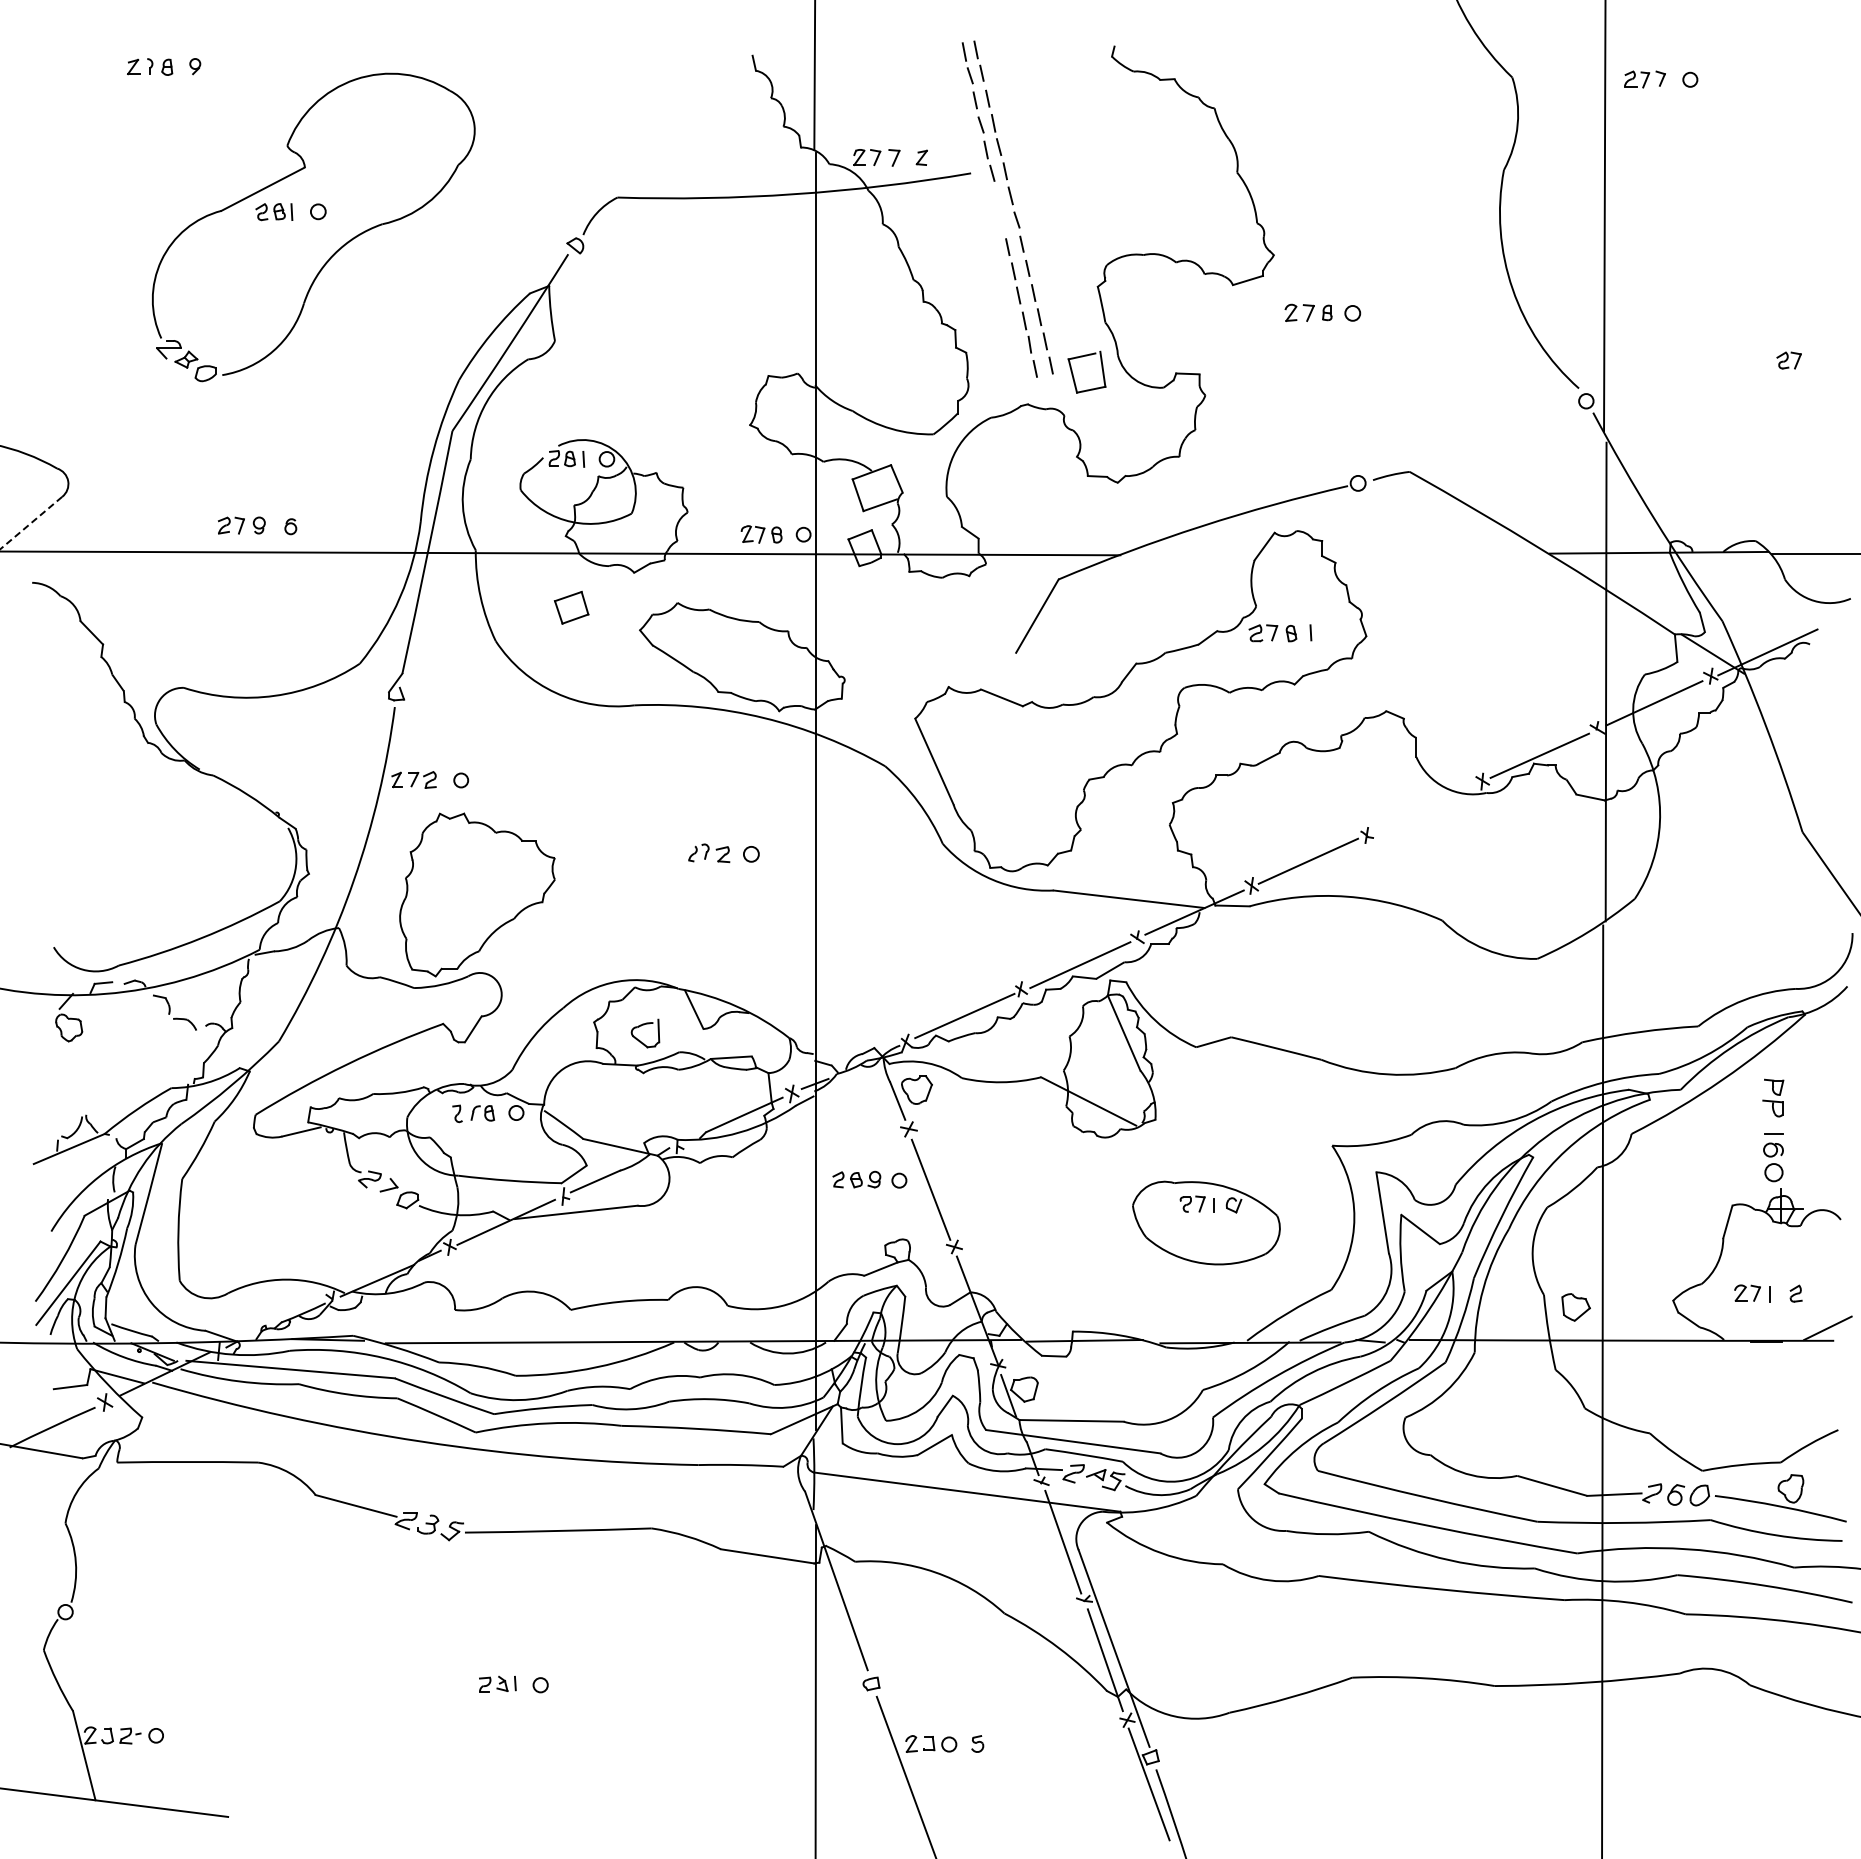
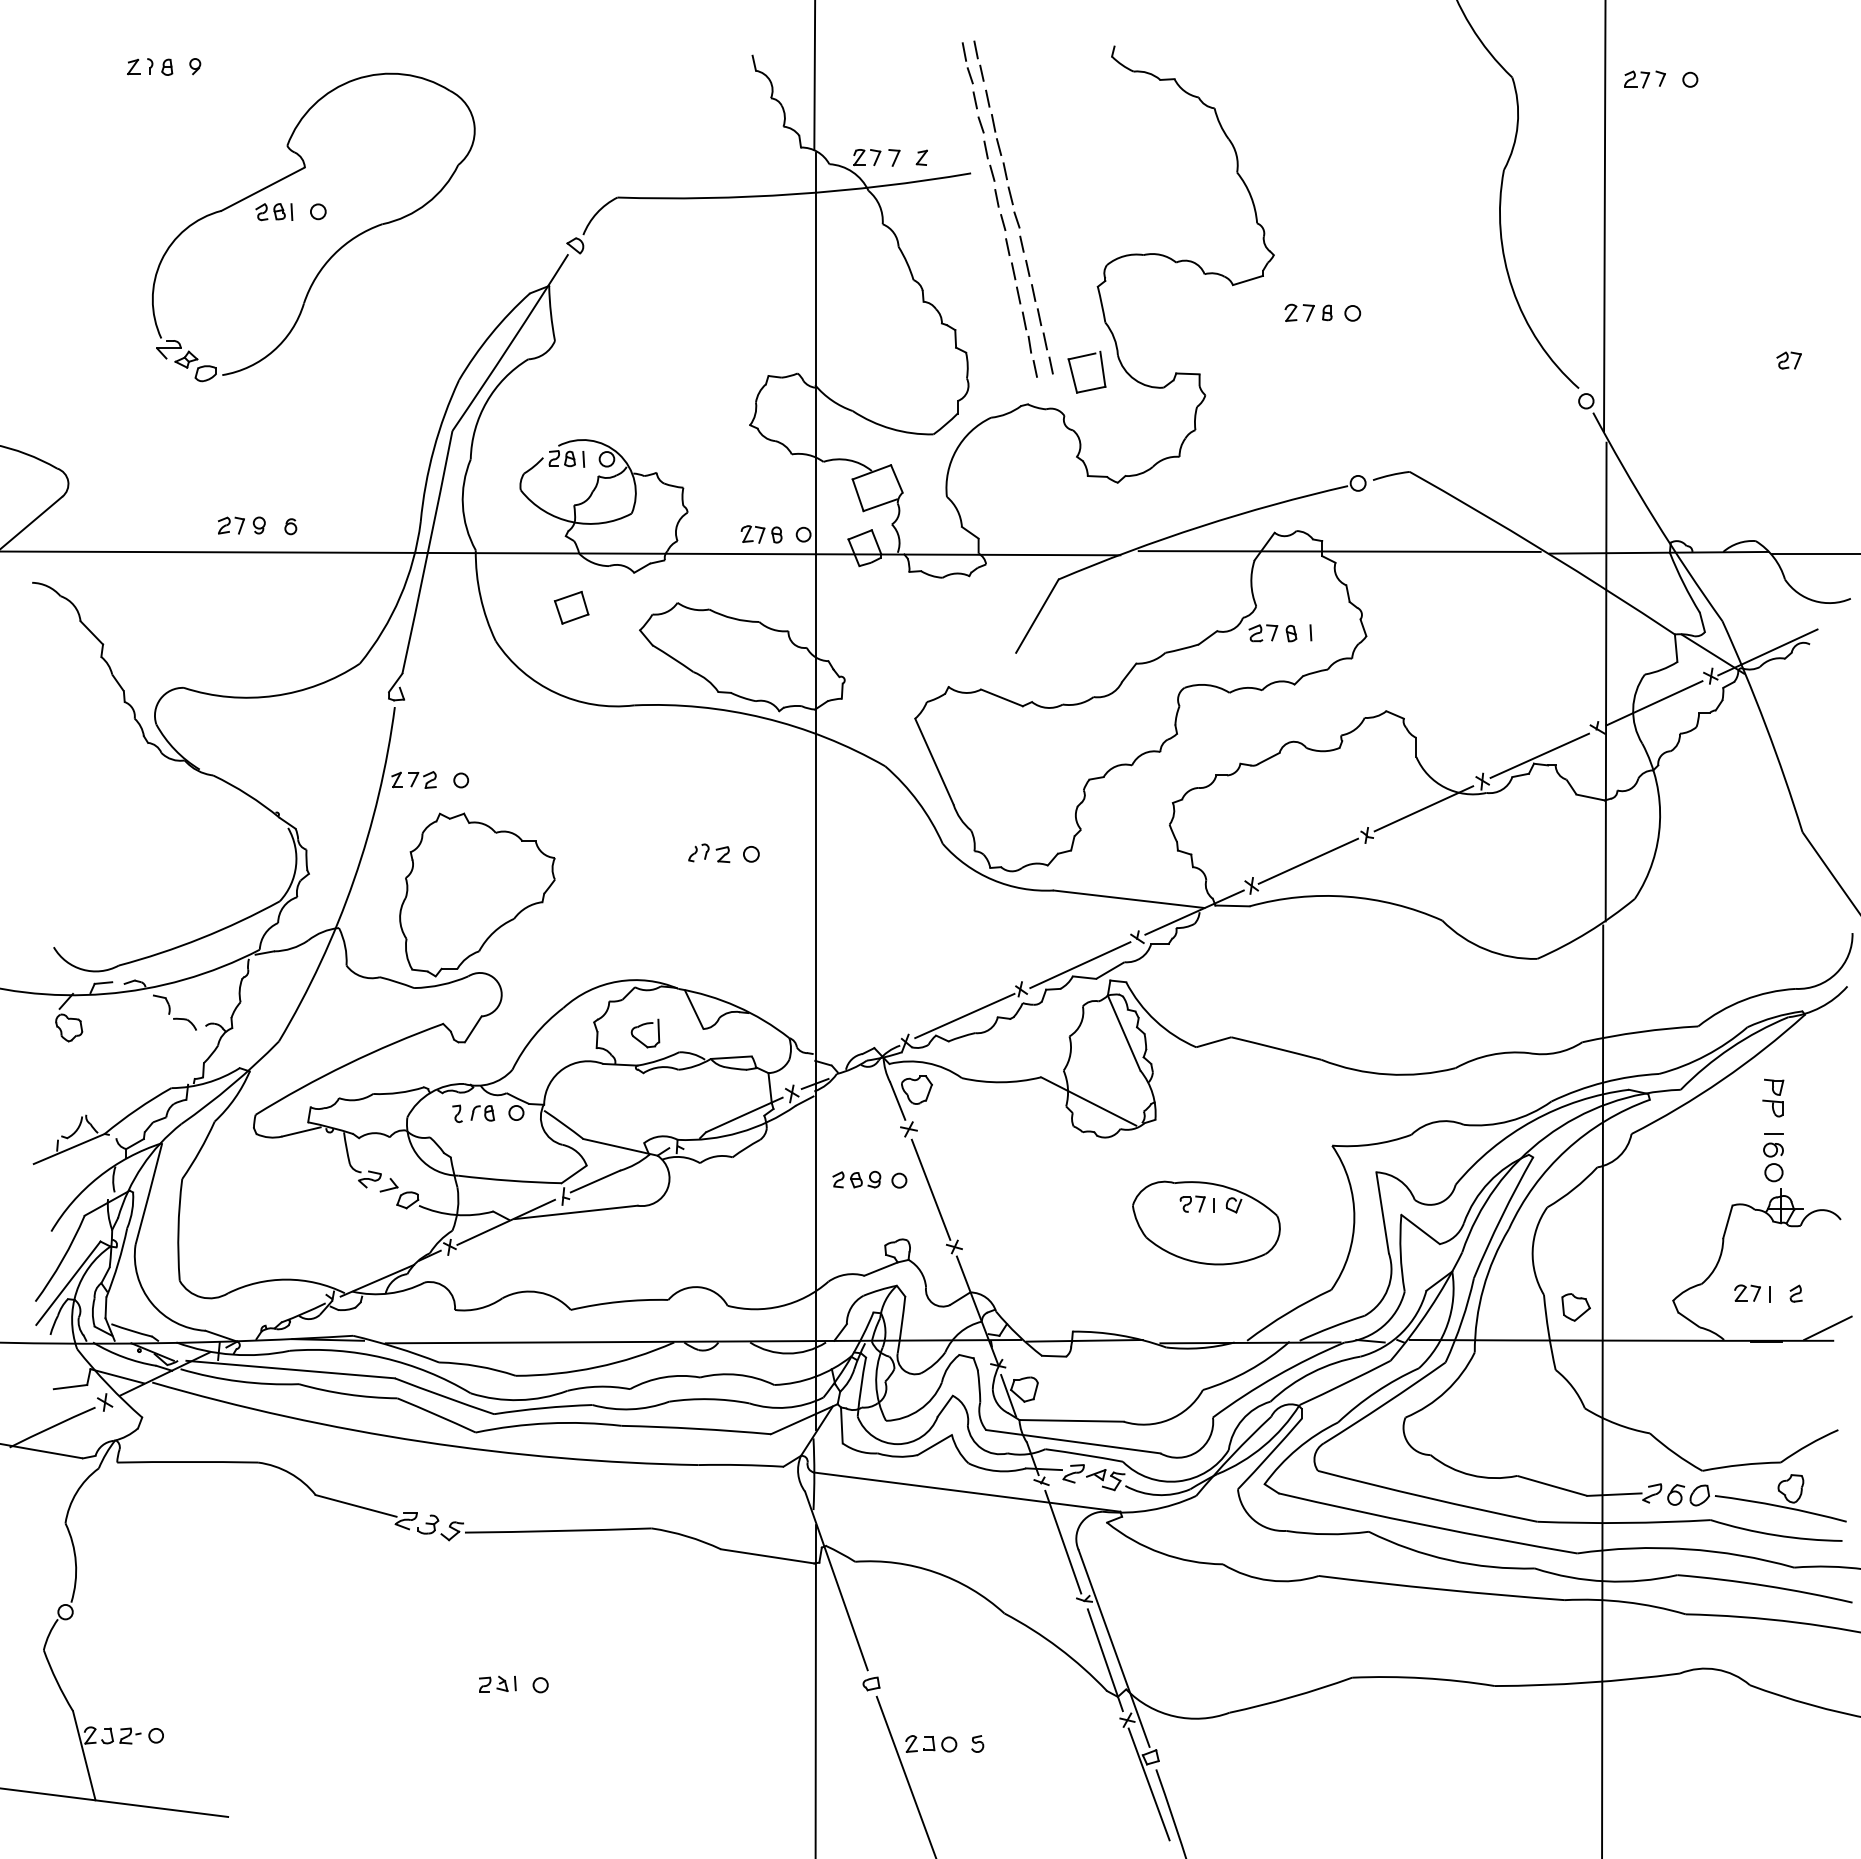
part: none -> present (1000, 209)
line: dashed -> solid (31, 523)
line: none -> present (1339, 551)
line: none -> present (1423, 808)
